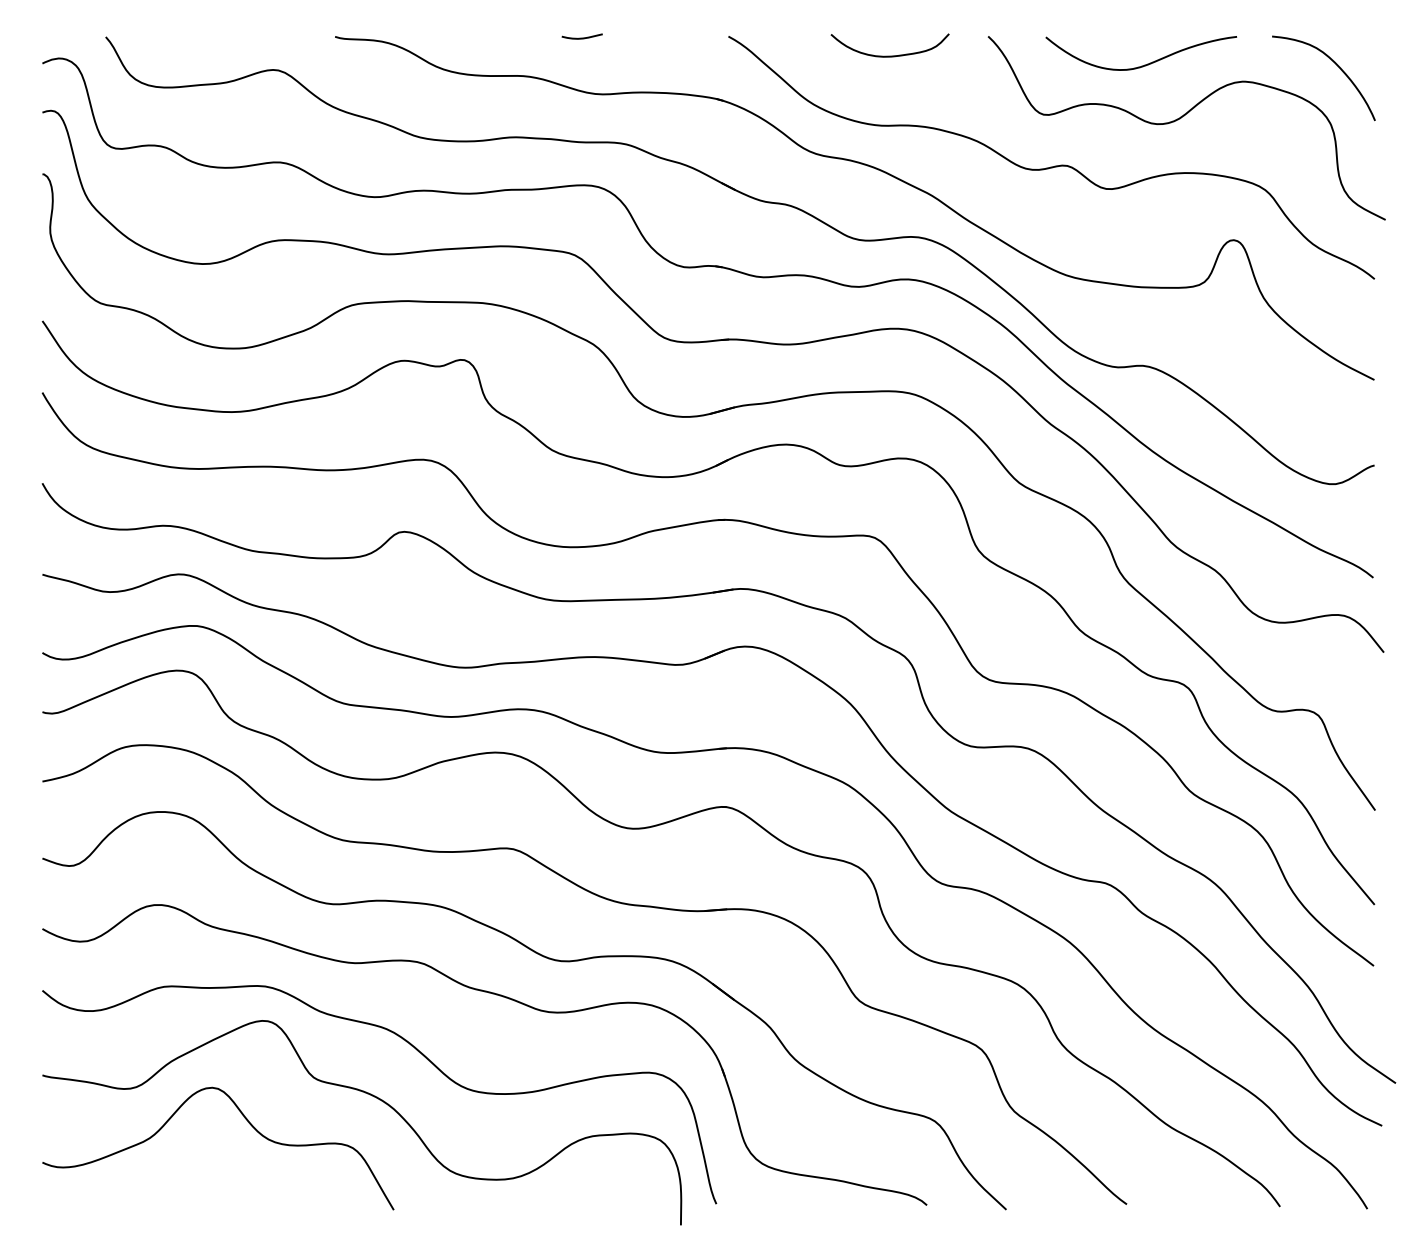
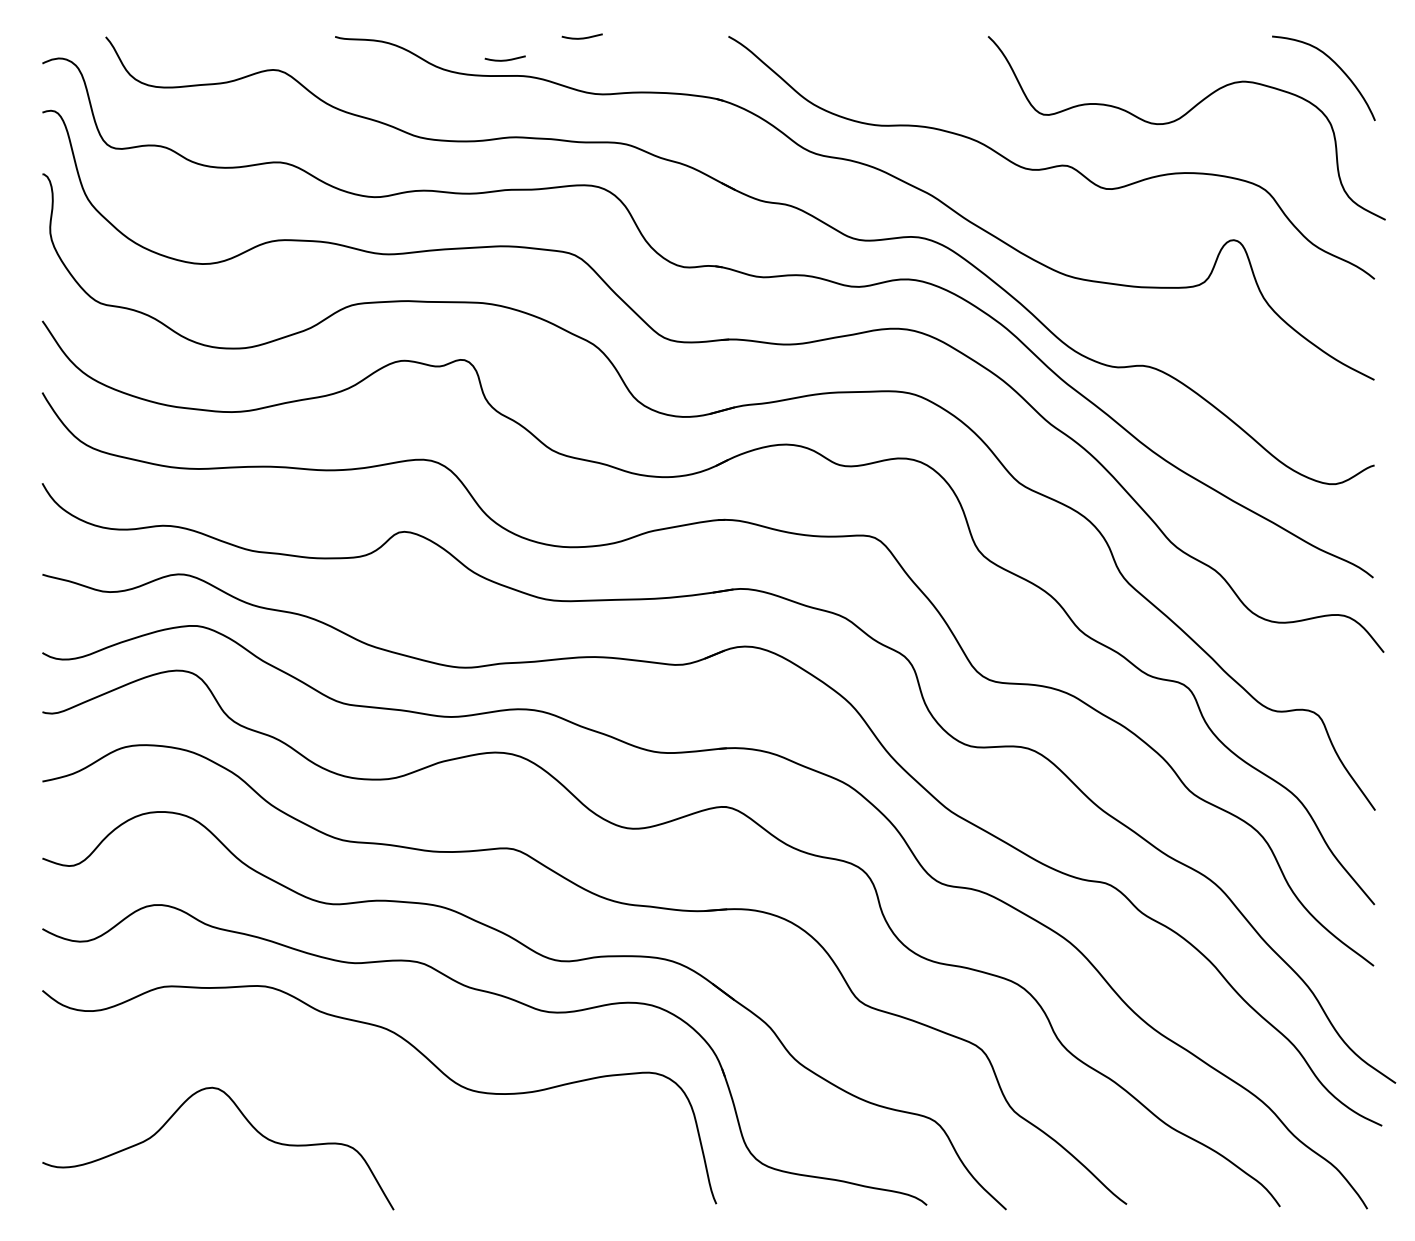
curve: present -> none (889, 55)
curve: none -> present (504, 59)
curve: present -> none (1144, 64)
curve: present -> none (374, 1097)
